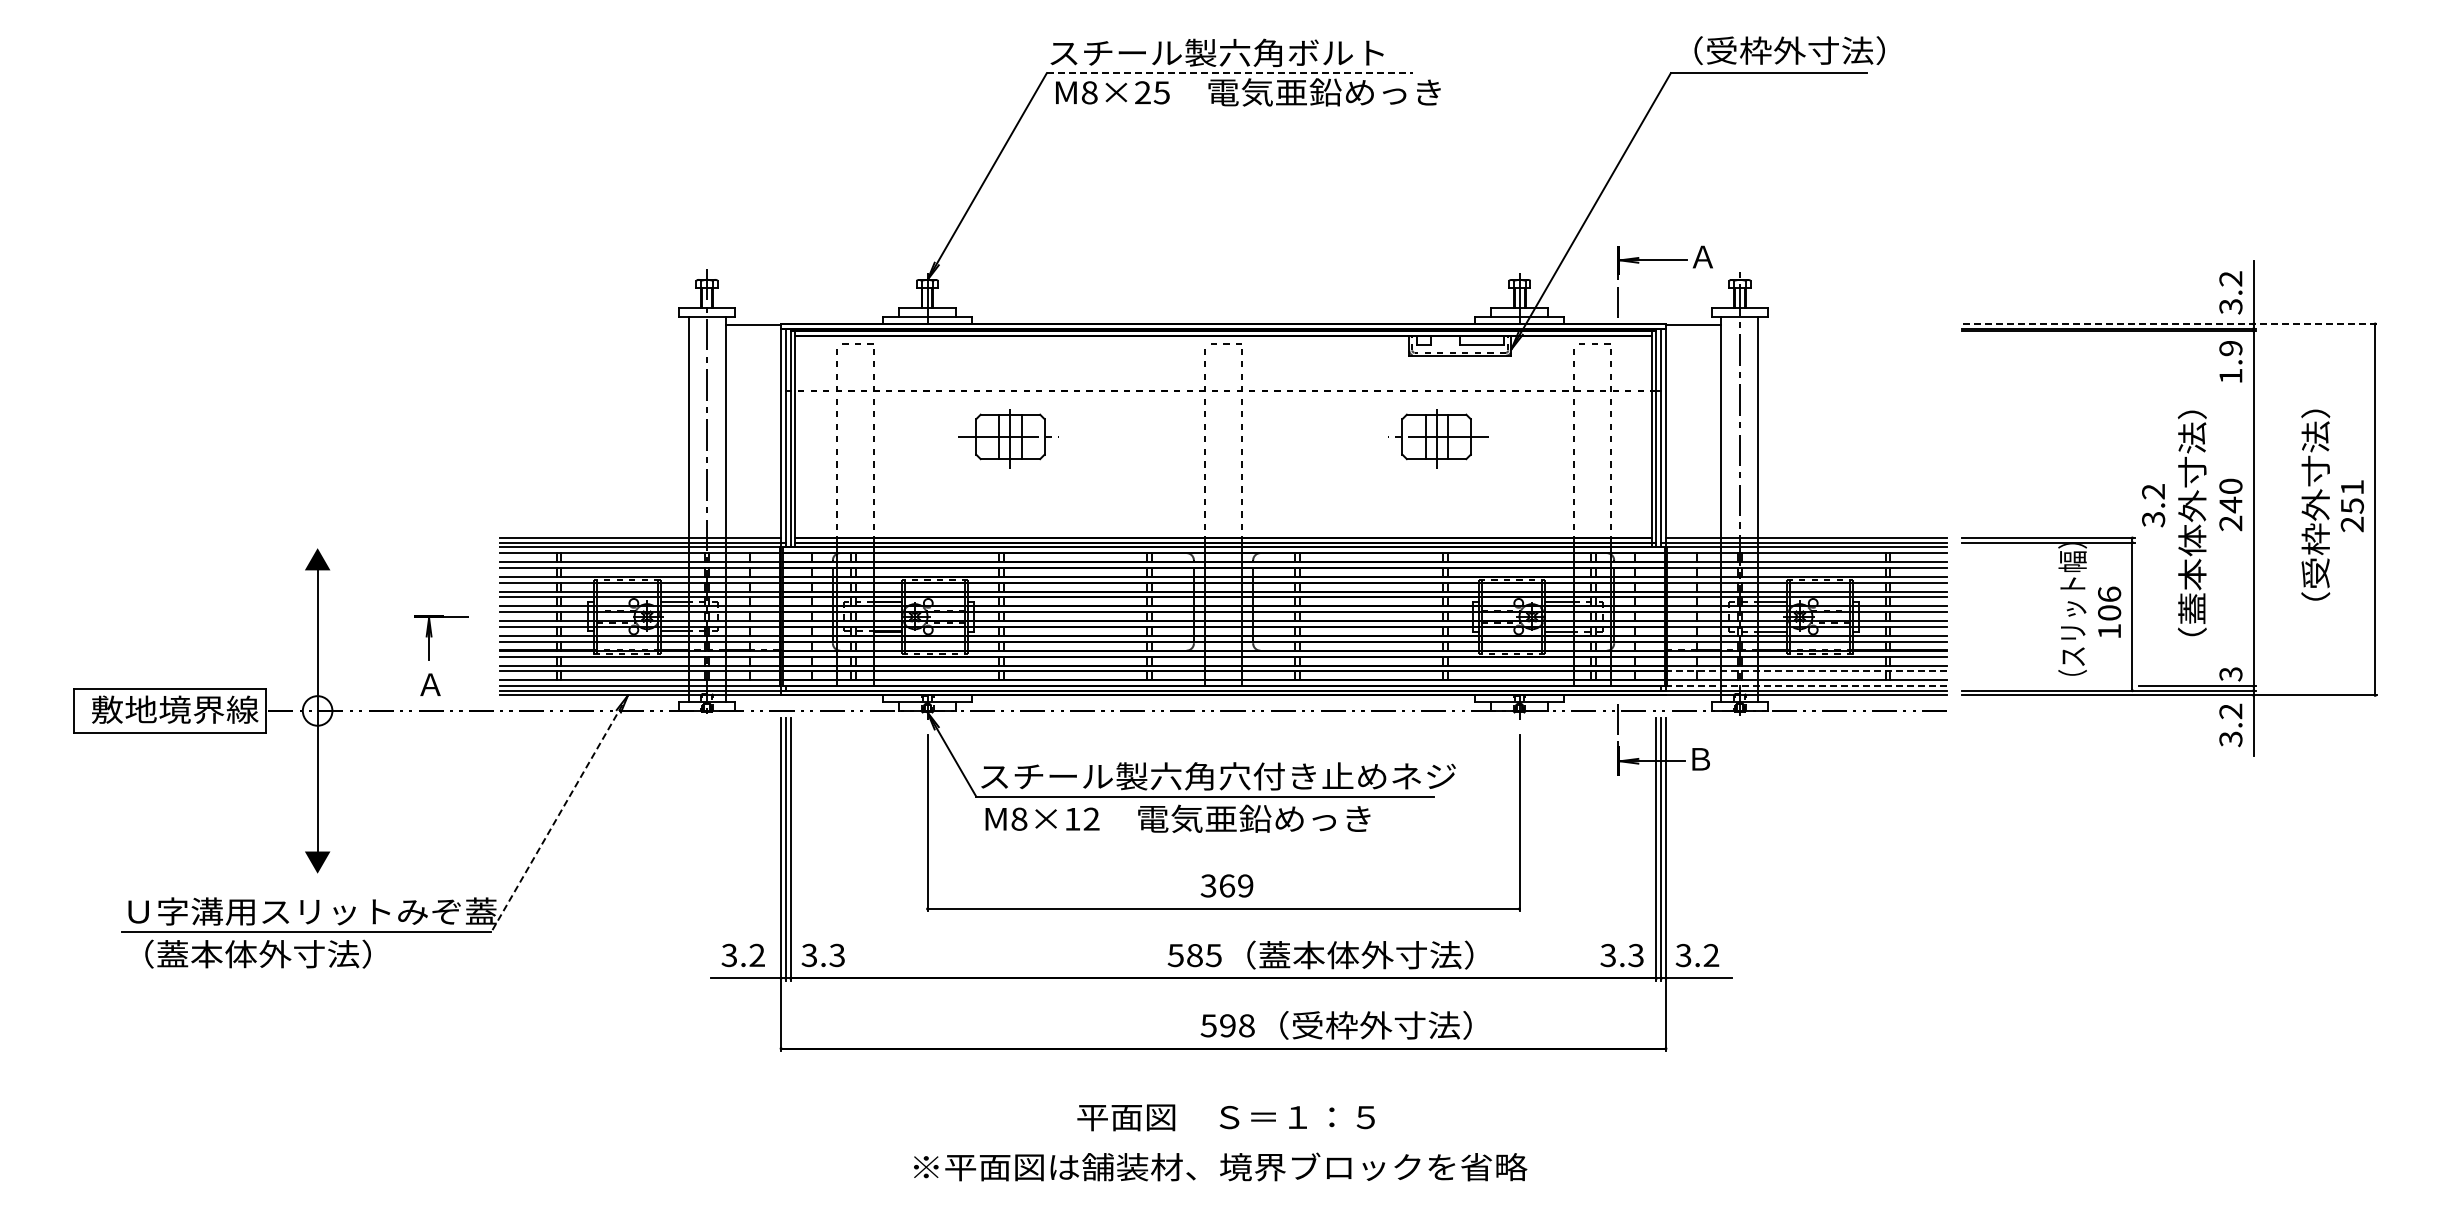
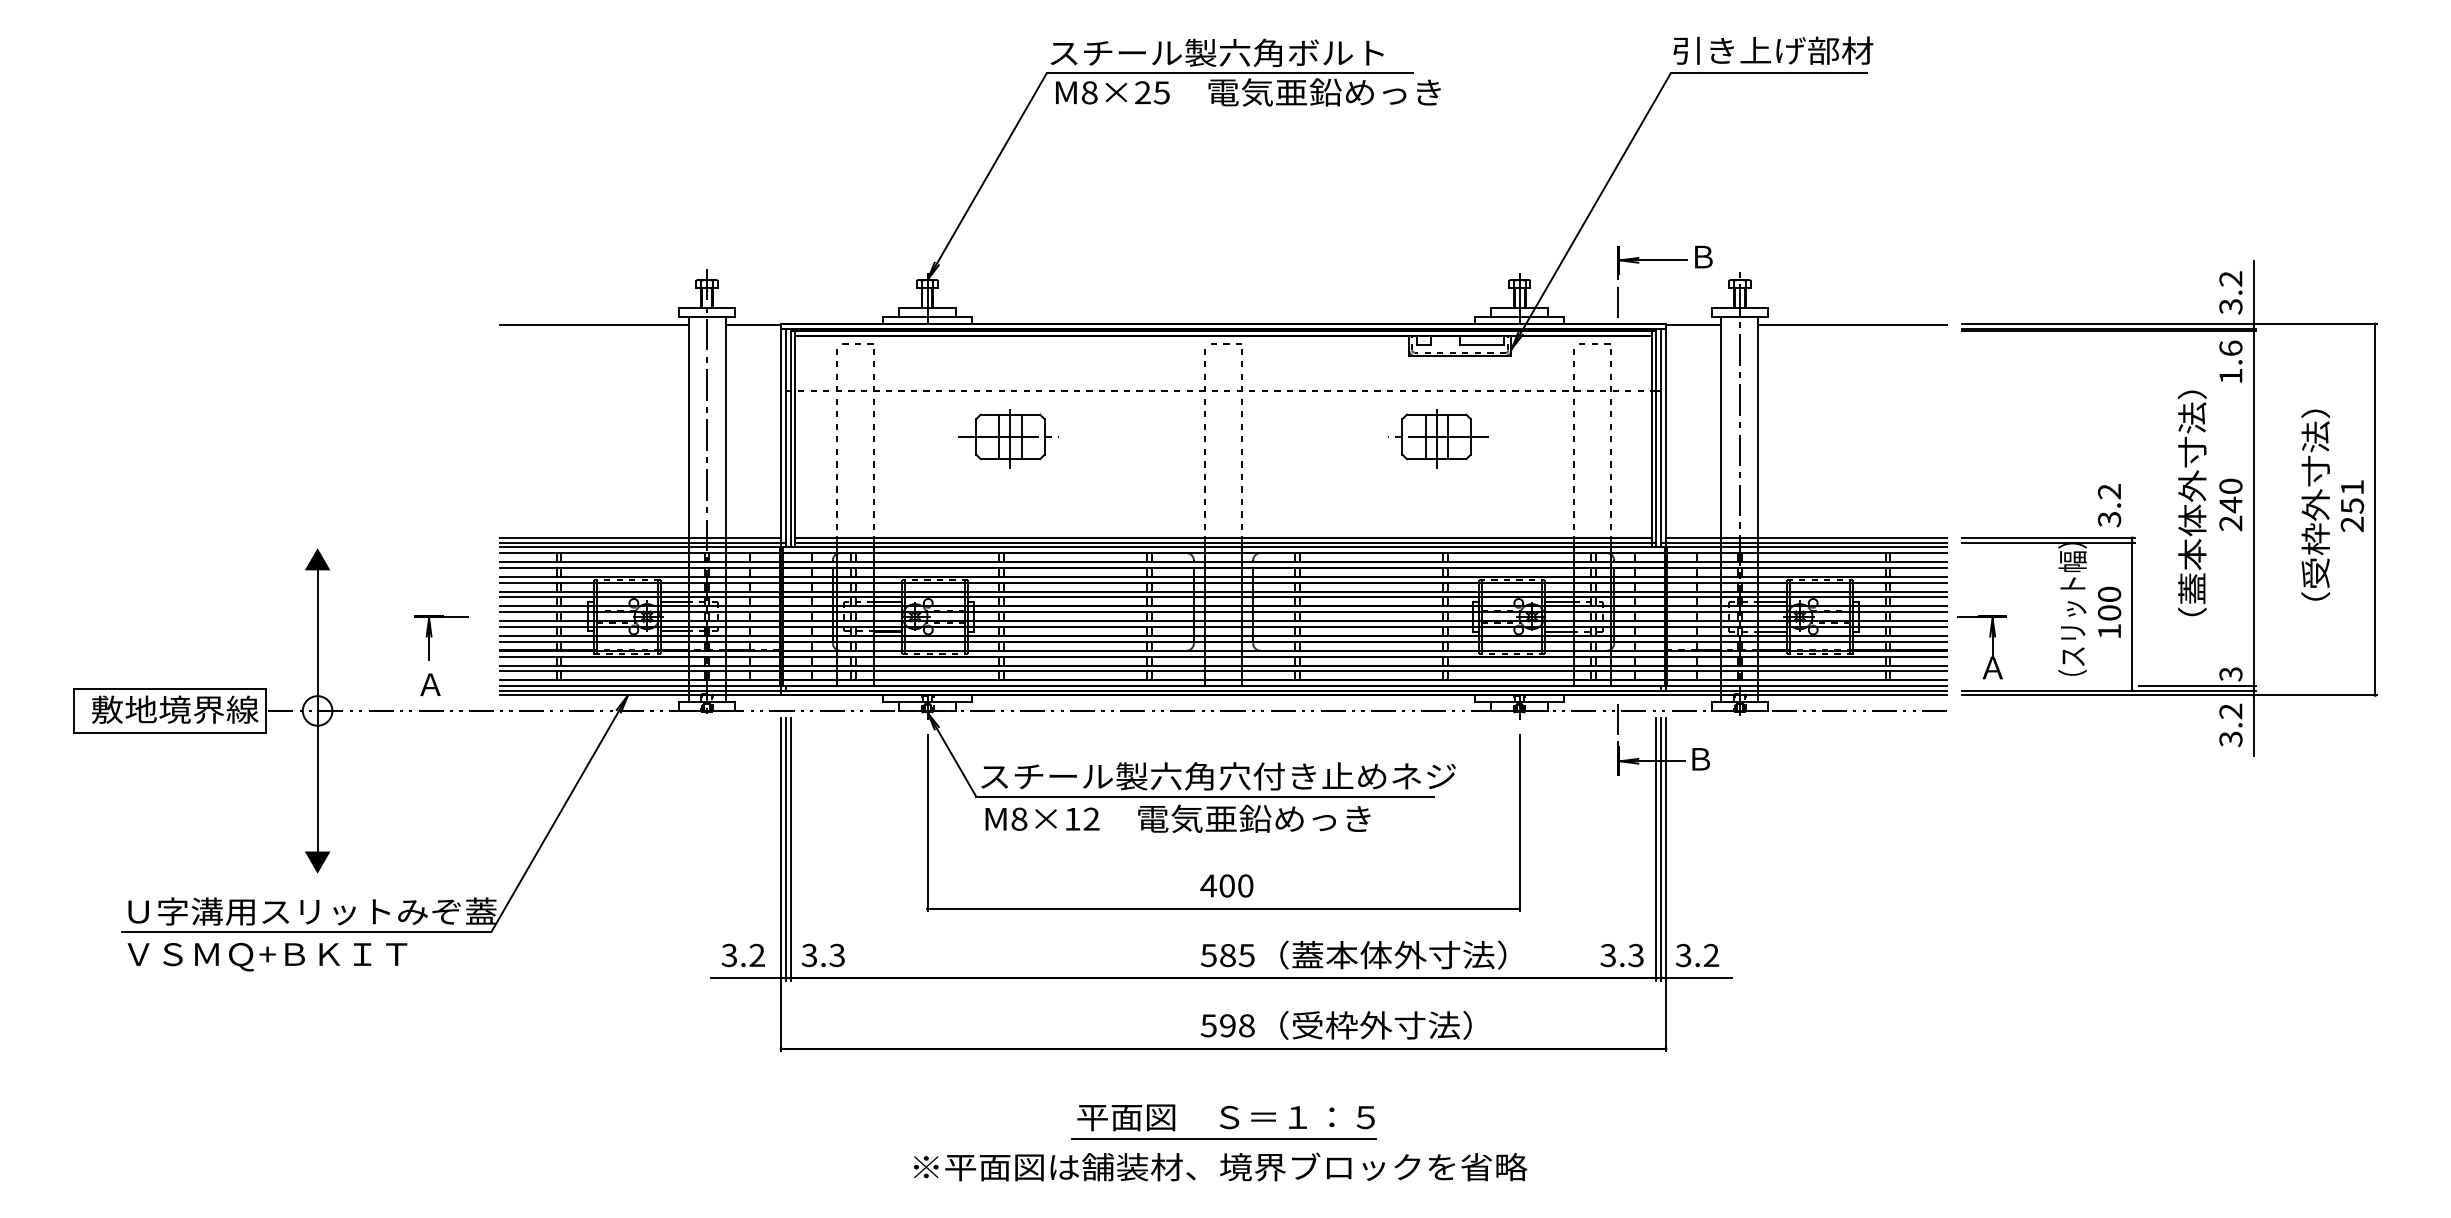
text: （受枠外寸法） -> 引き上げ部材 (1778, 50)
line: dashed -> solid (1229, 73)
text: Ａ -> Ｂ (1702, 256)
line: none -> present (593, 324)
line: none -> present (1852, 324)
line: dashed -> solid (2169, 324)
text: 1.9 -> 1.6 (2230, 348)
text position: (2153, 505) -> (2109, 505) (2109, 505)
text position: (2191, 523) -> (2191, 503) (2191, 503)
text: 106 -> 100 (2109, 593)
part: none -> present (1992, 647)
line: dashed -> solid (1807, 671)
line: dashed -> solid (1807, 686)
line: dashed -> solid (559, 813)
text: 369 -> 400 (1226, 885)
text position: (1320, 954) -> (1353, 954) (1353, 954)
text: （蓋本体外寸法） -> ＶＳＭＱ+ＢＫＩＴ (267, 955)
line: none -> present (1223, 1139)
